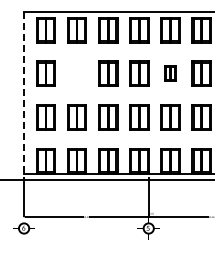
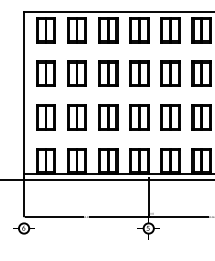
part: none -> present (76, 73)
part size: 13x17 px -> 21x27 px (170, 73)
line: dashed -> solid (24, 96)
